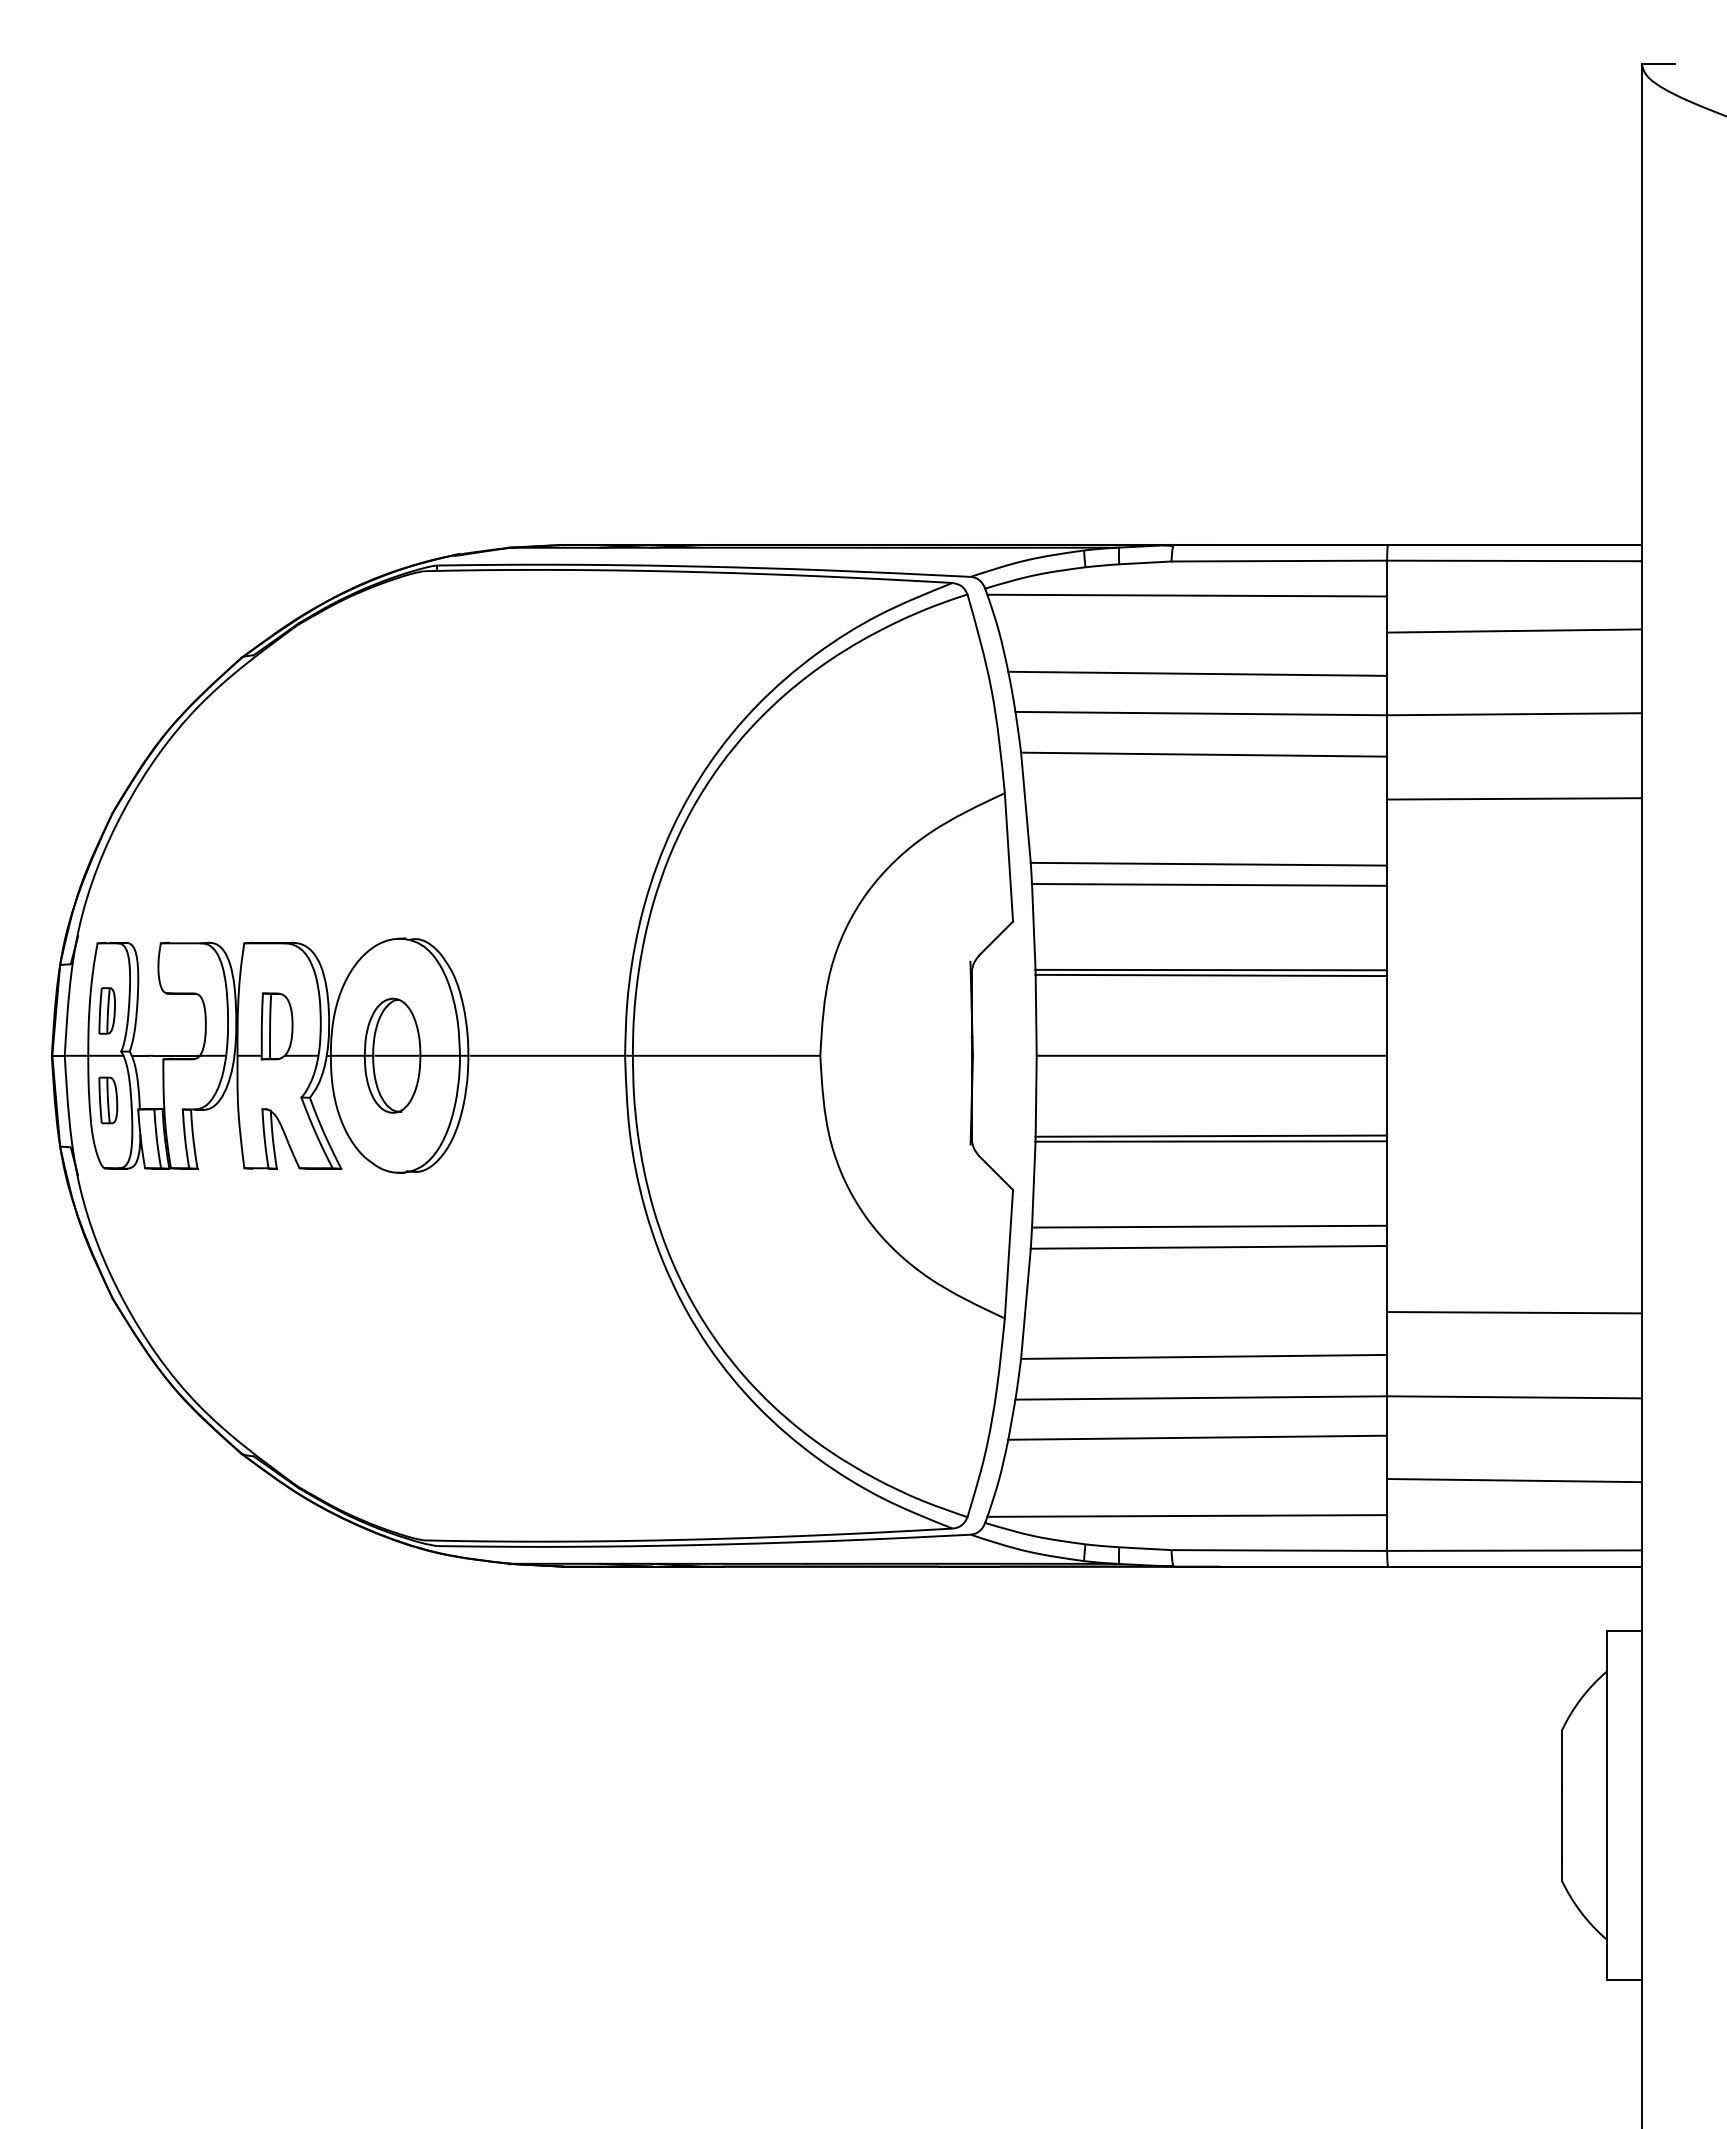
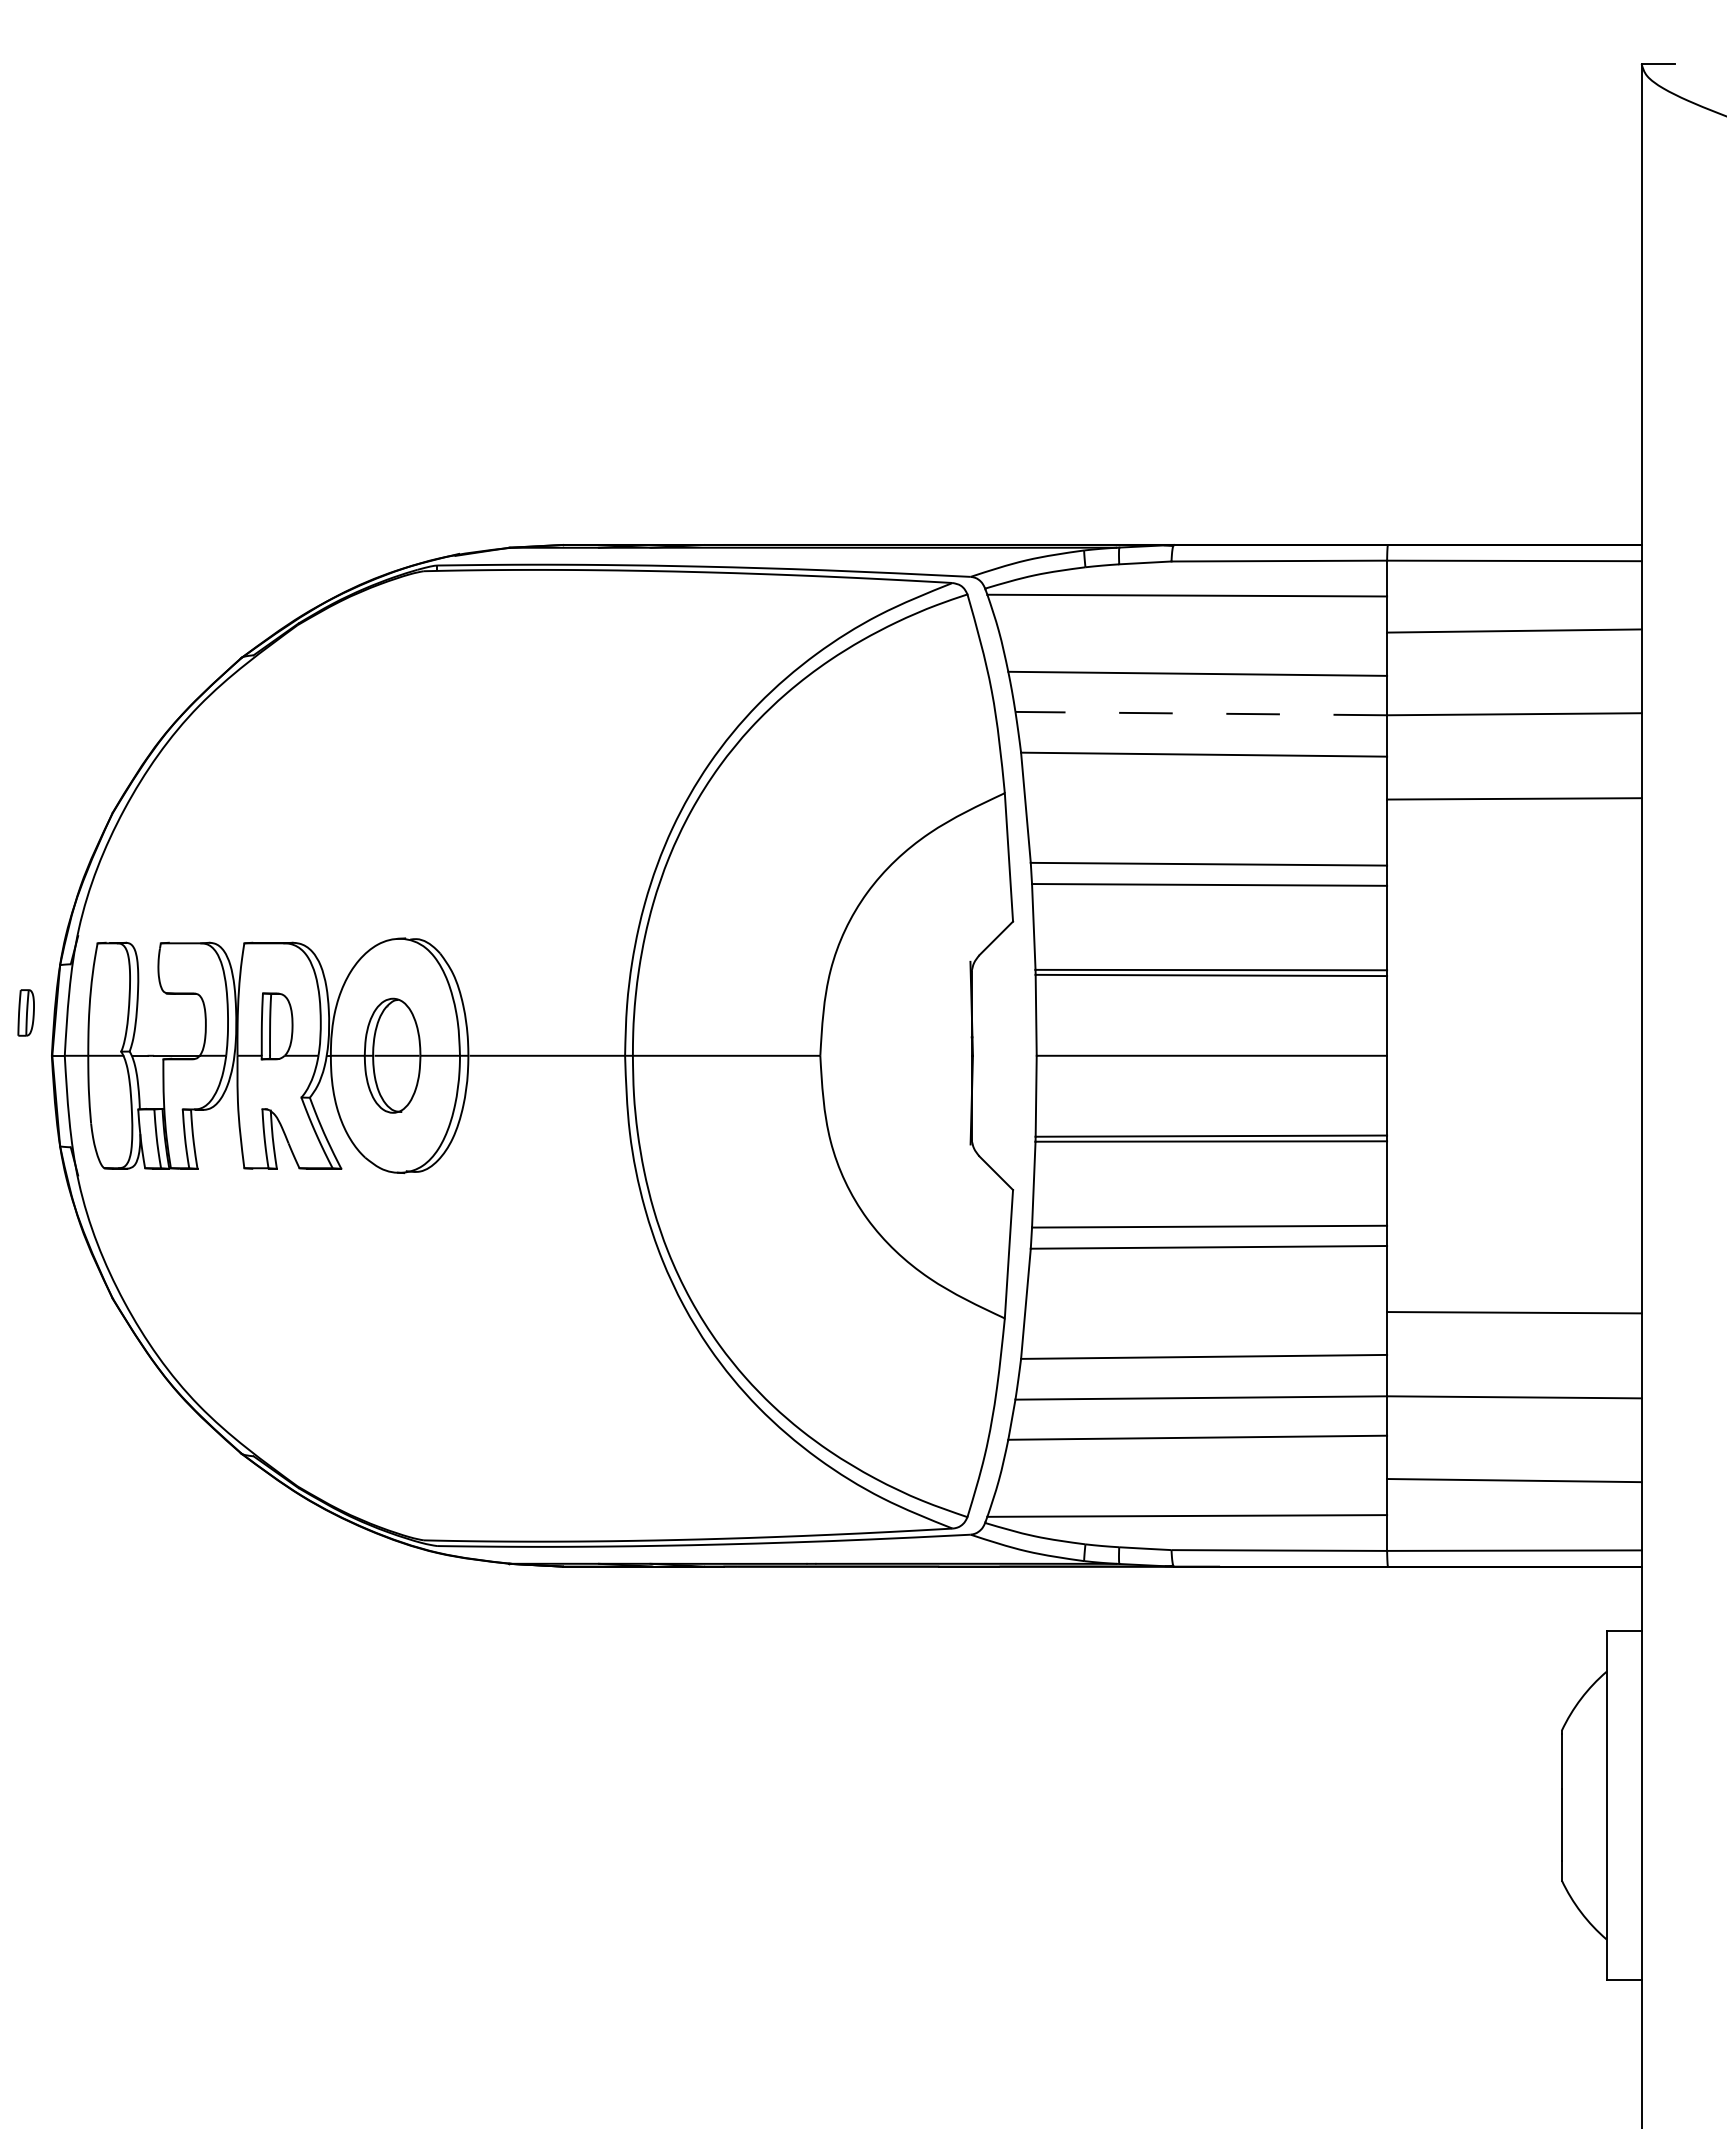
line: solid -> dashed (1201, 713)
part position: (106, 1010) -> (25, 1012) (25, 1012)
part: present -> none (108, 1100)
